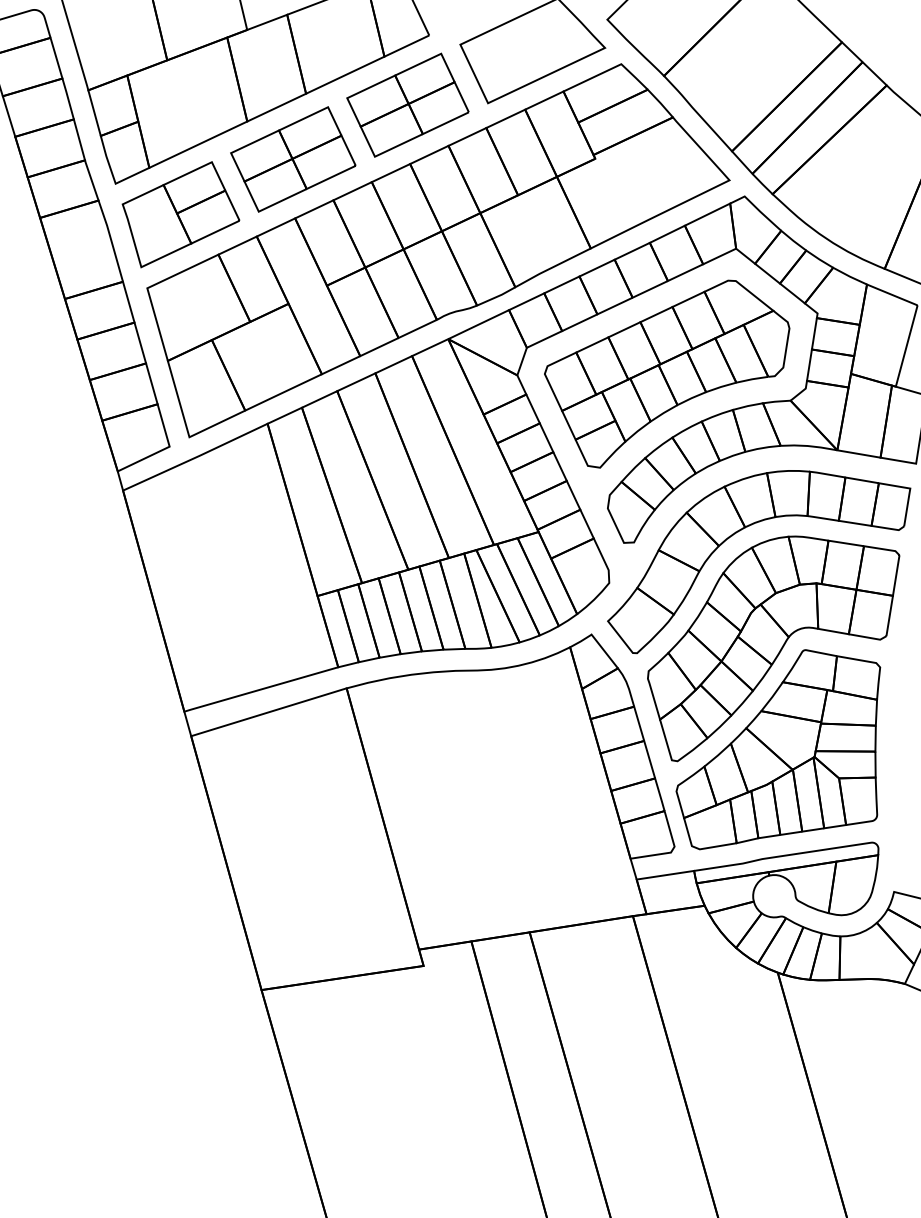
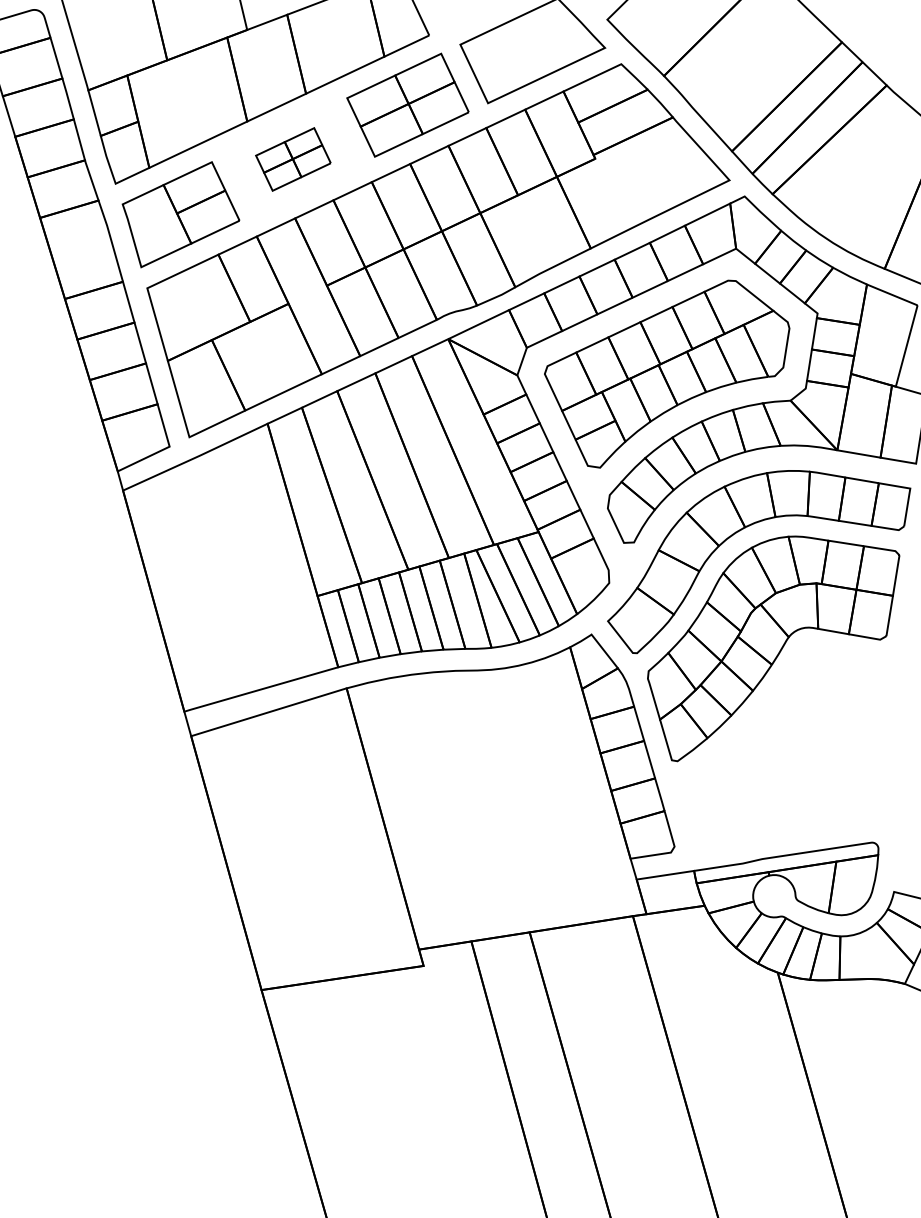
part size: 127x107 px -> 77x65 px (293, 159)
part: present -> none (778, 749)
